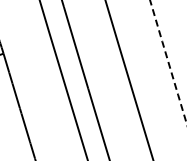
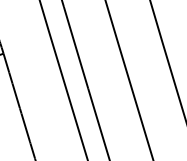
arc: dashed -> solid (168, 61)
